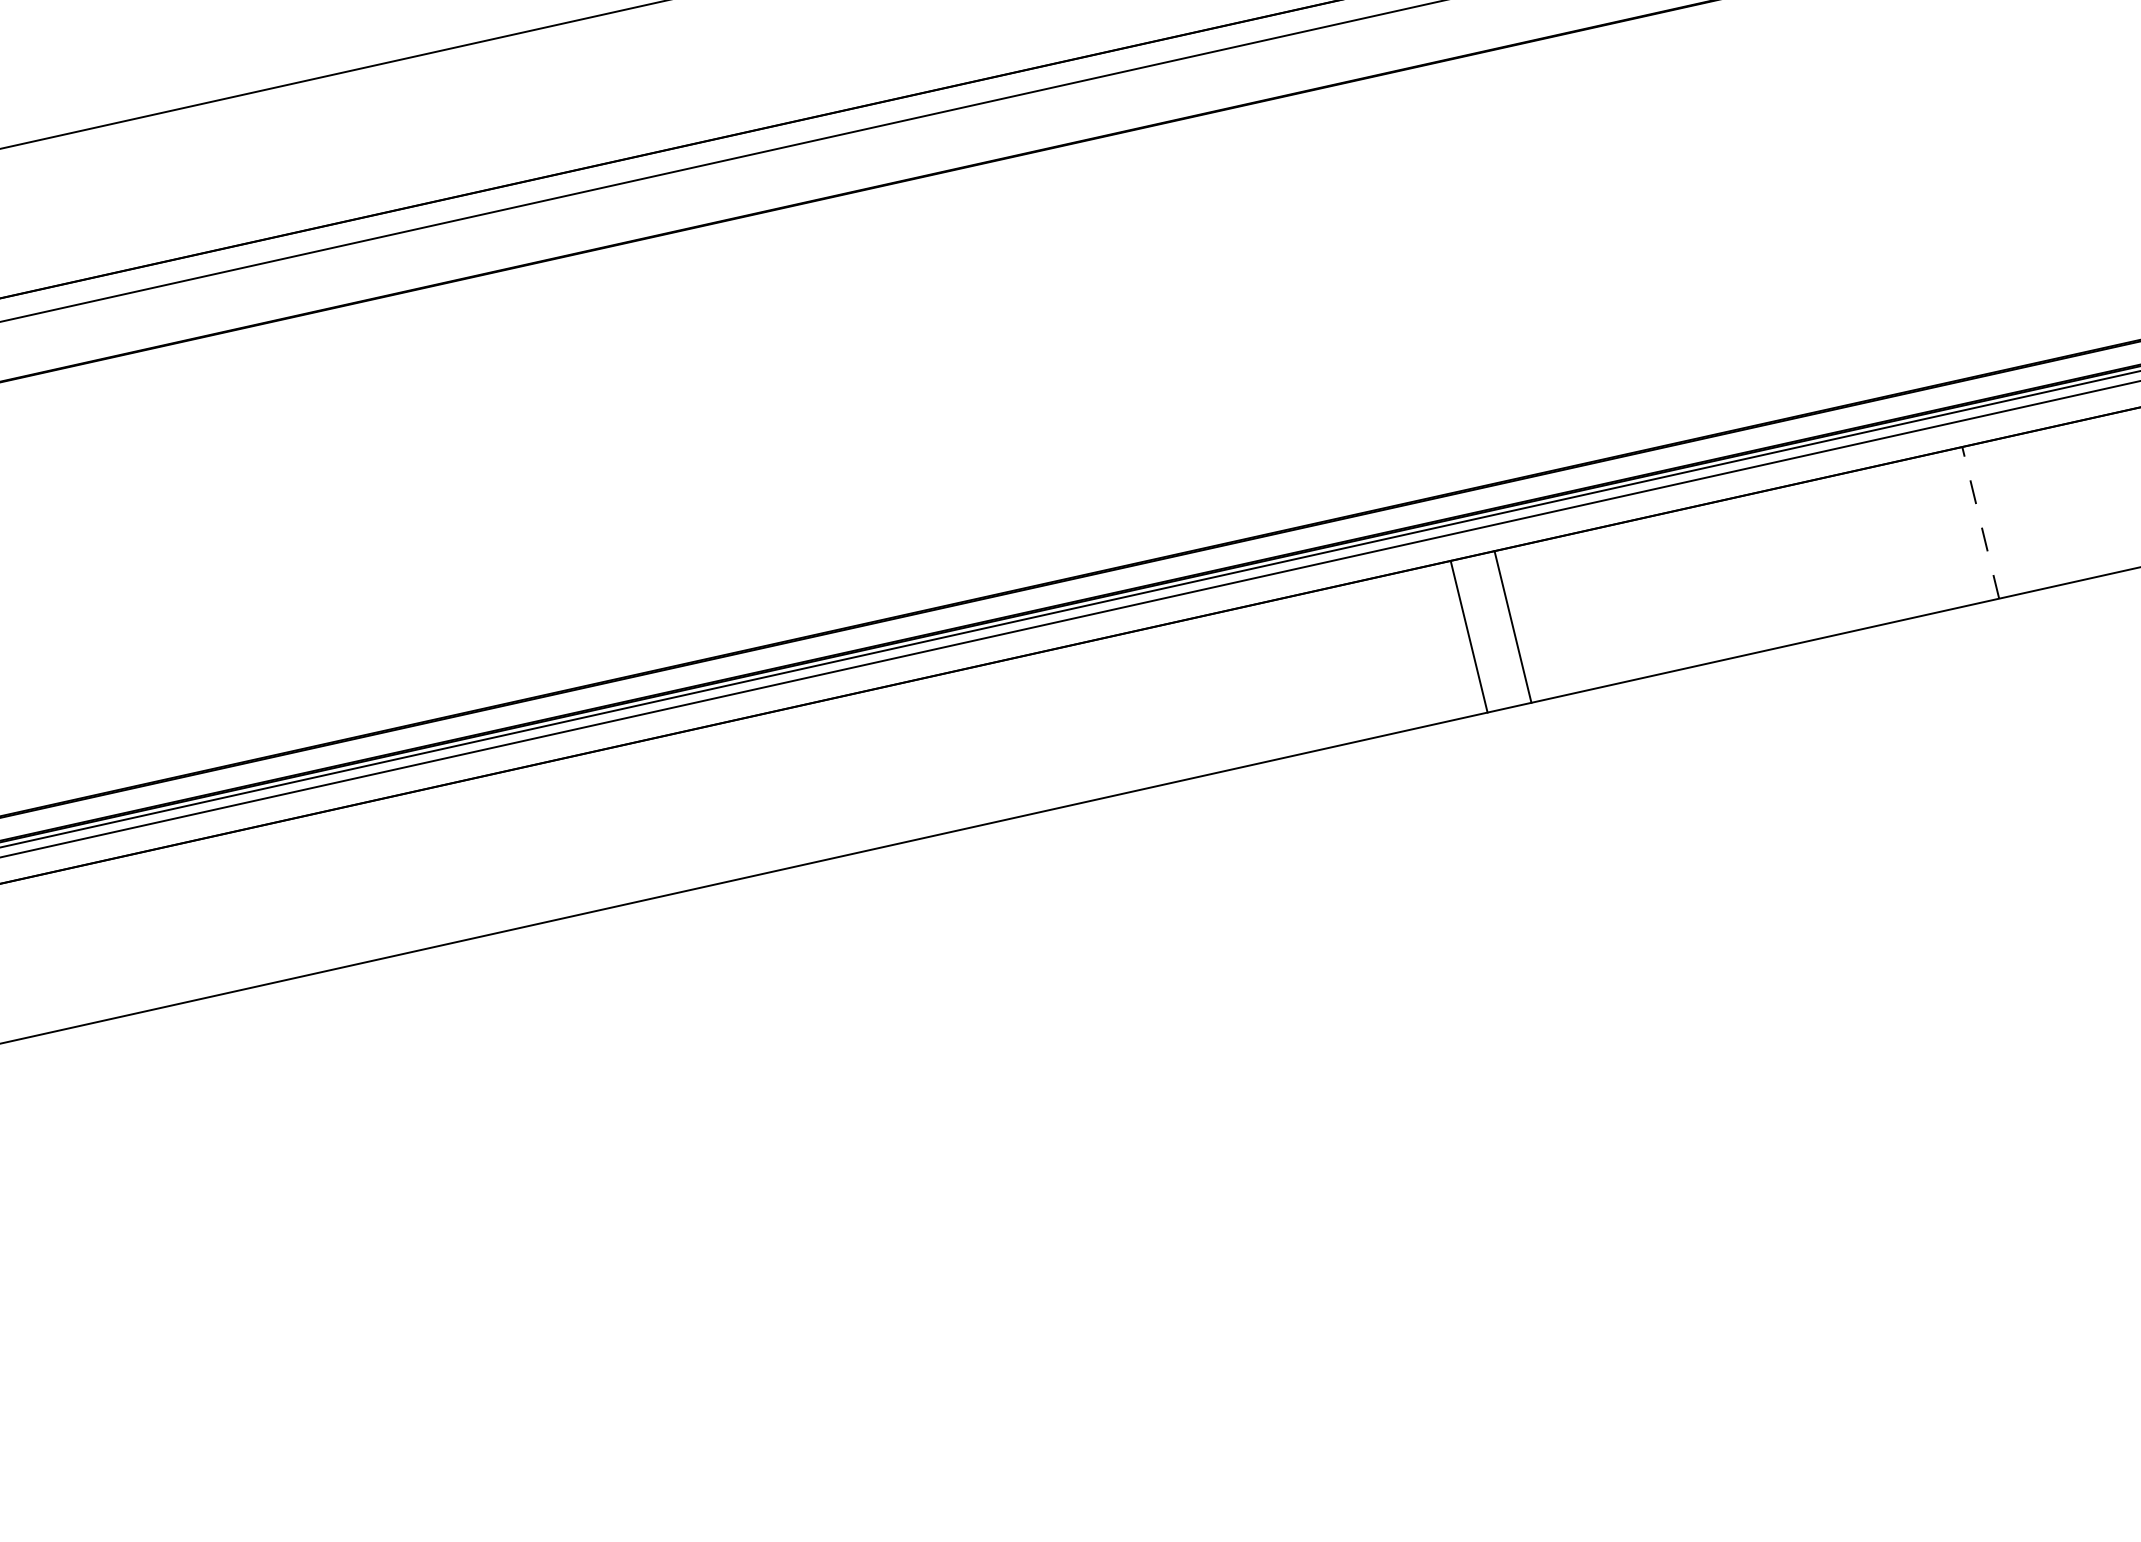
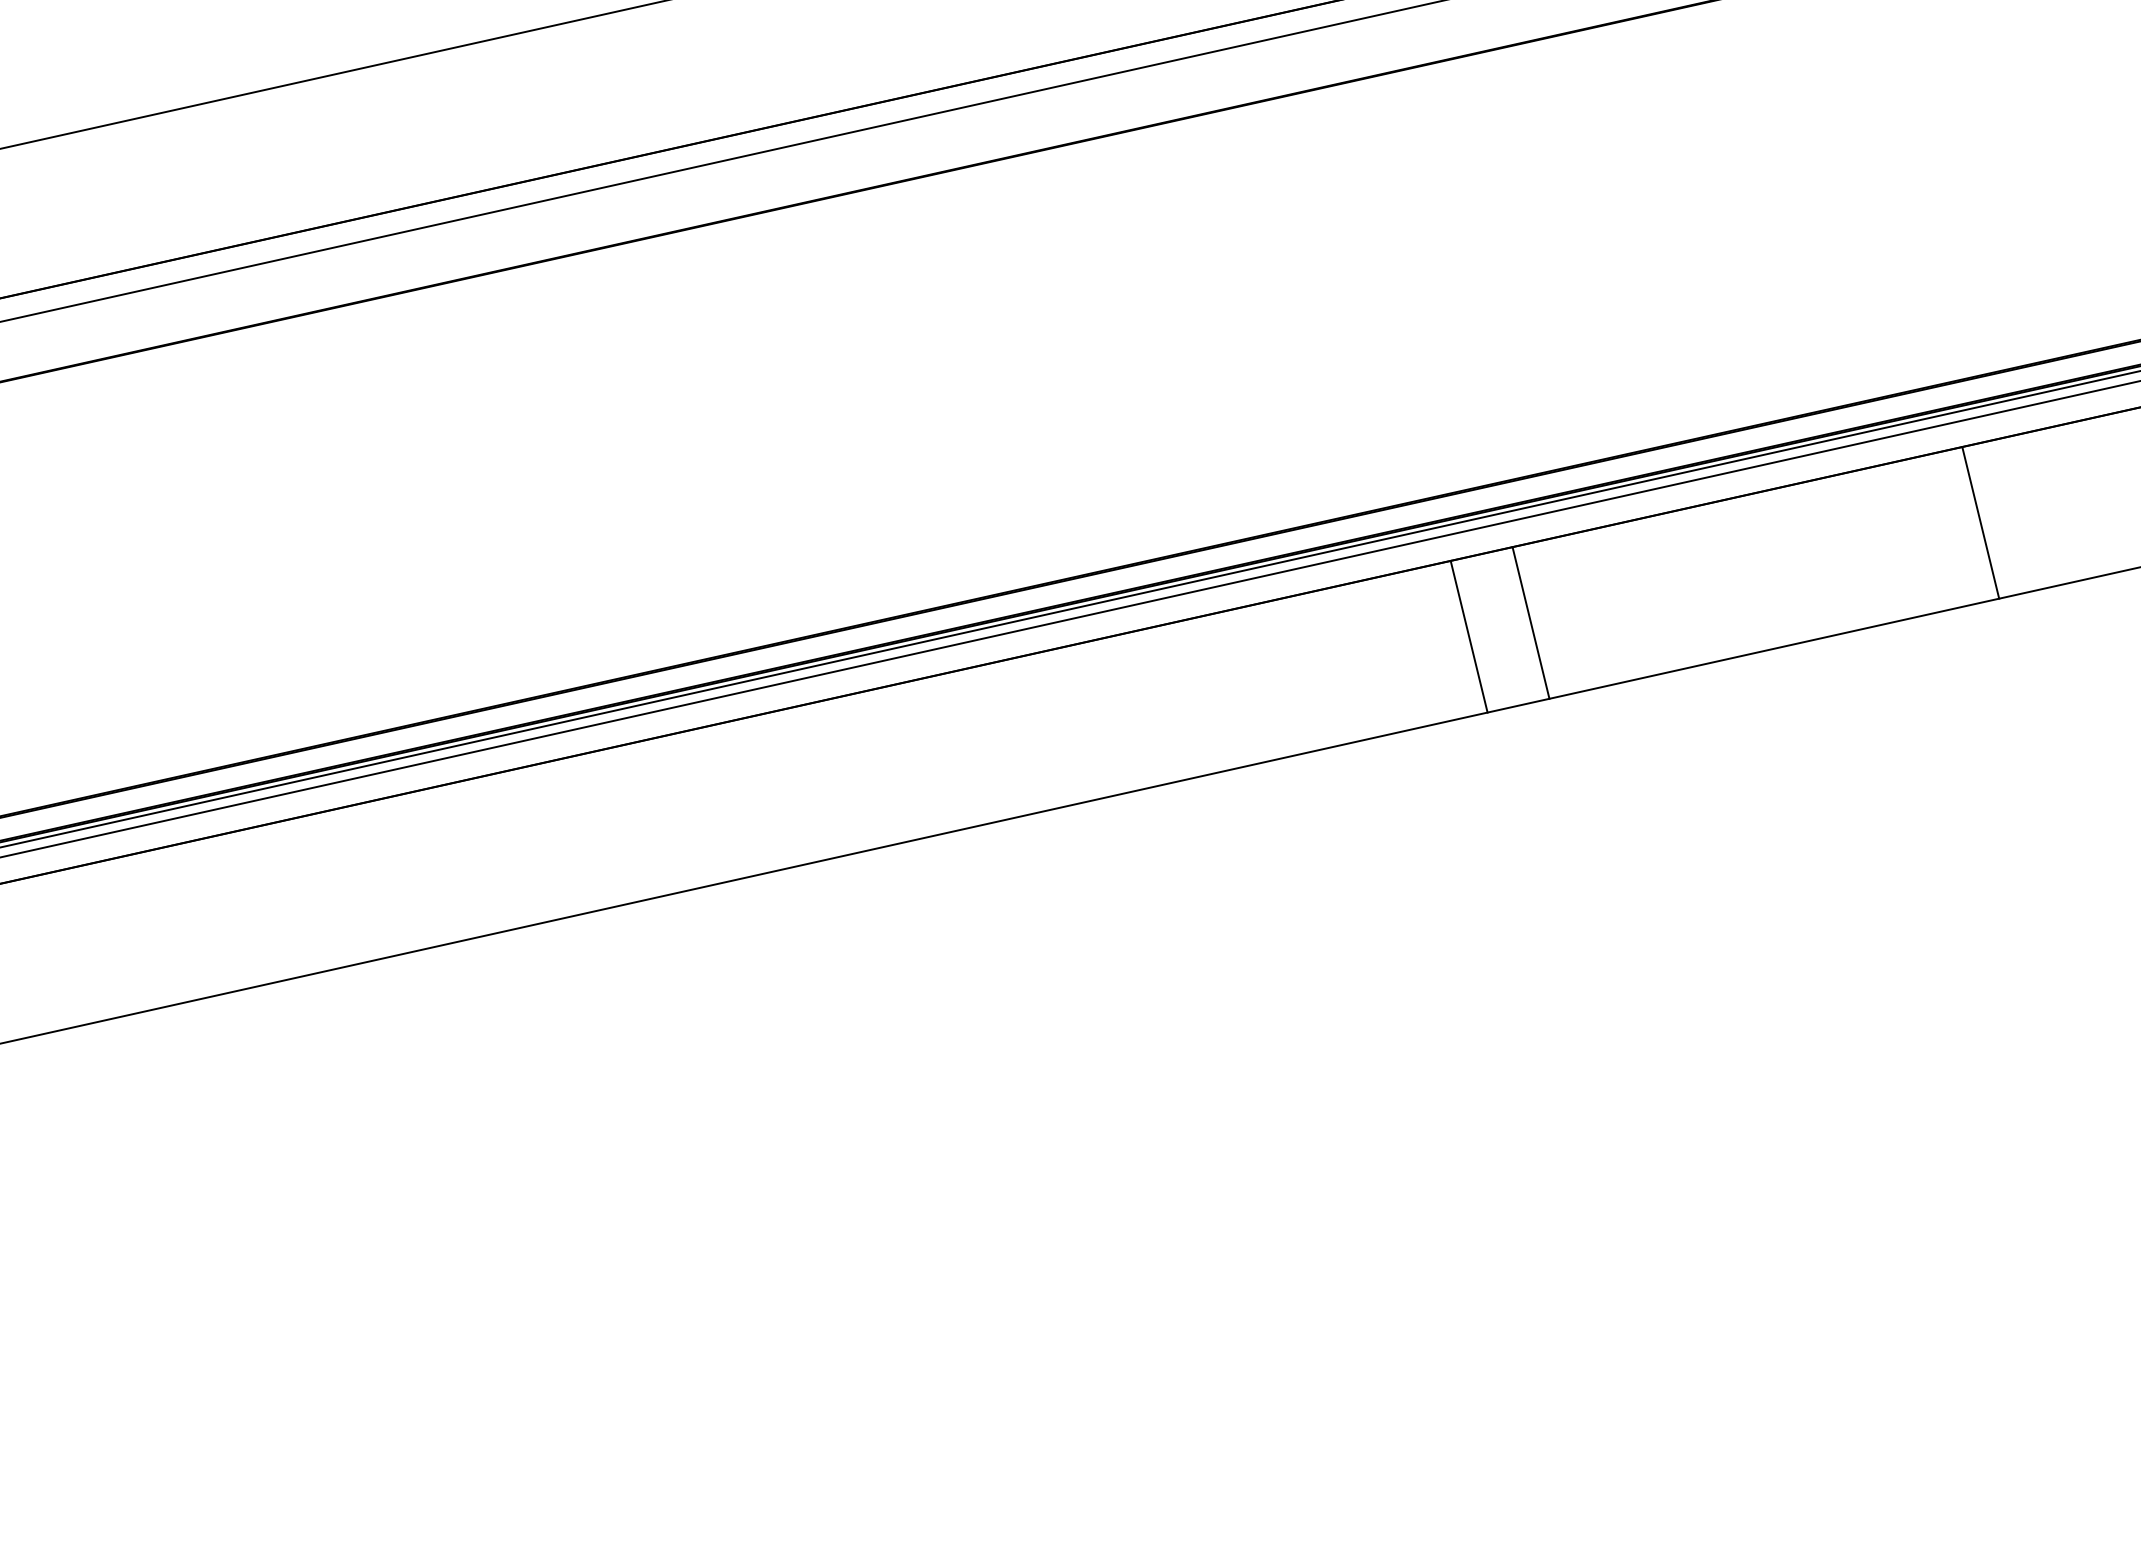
line: dashed -> solid (1980, 522)
line position: (1512, 626) -> (1530, 622) (1530, 622)
